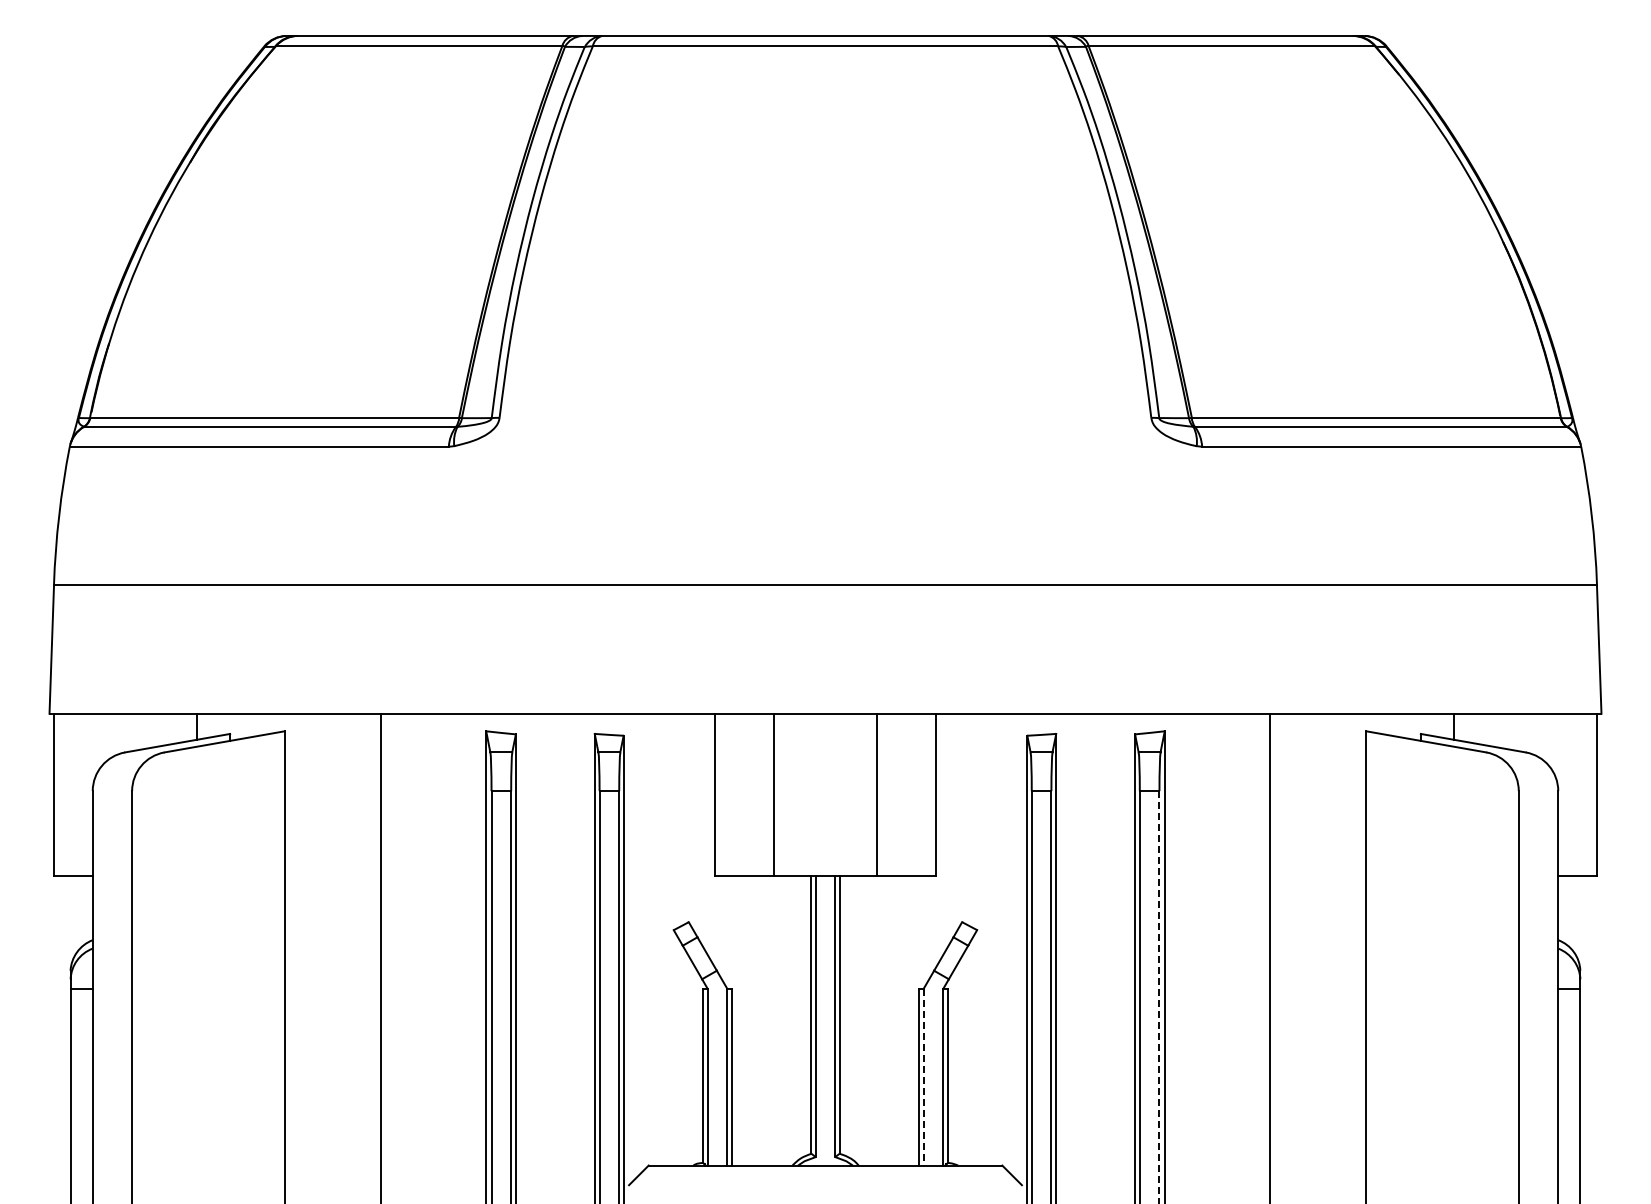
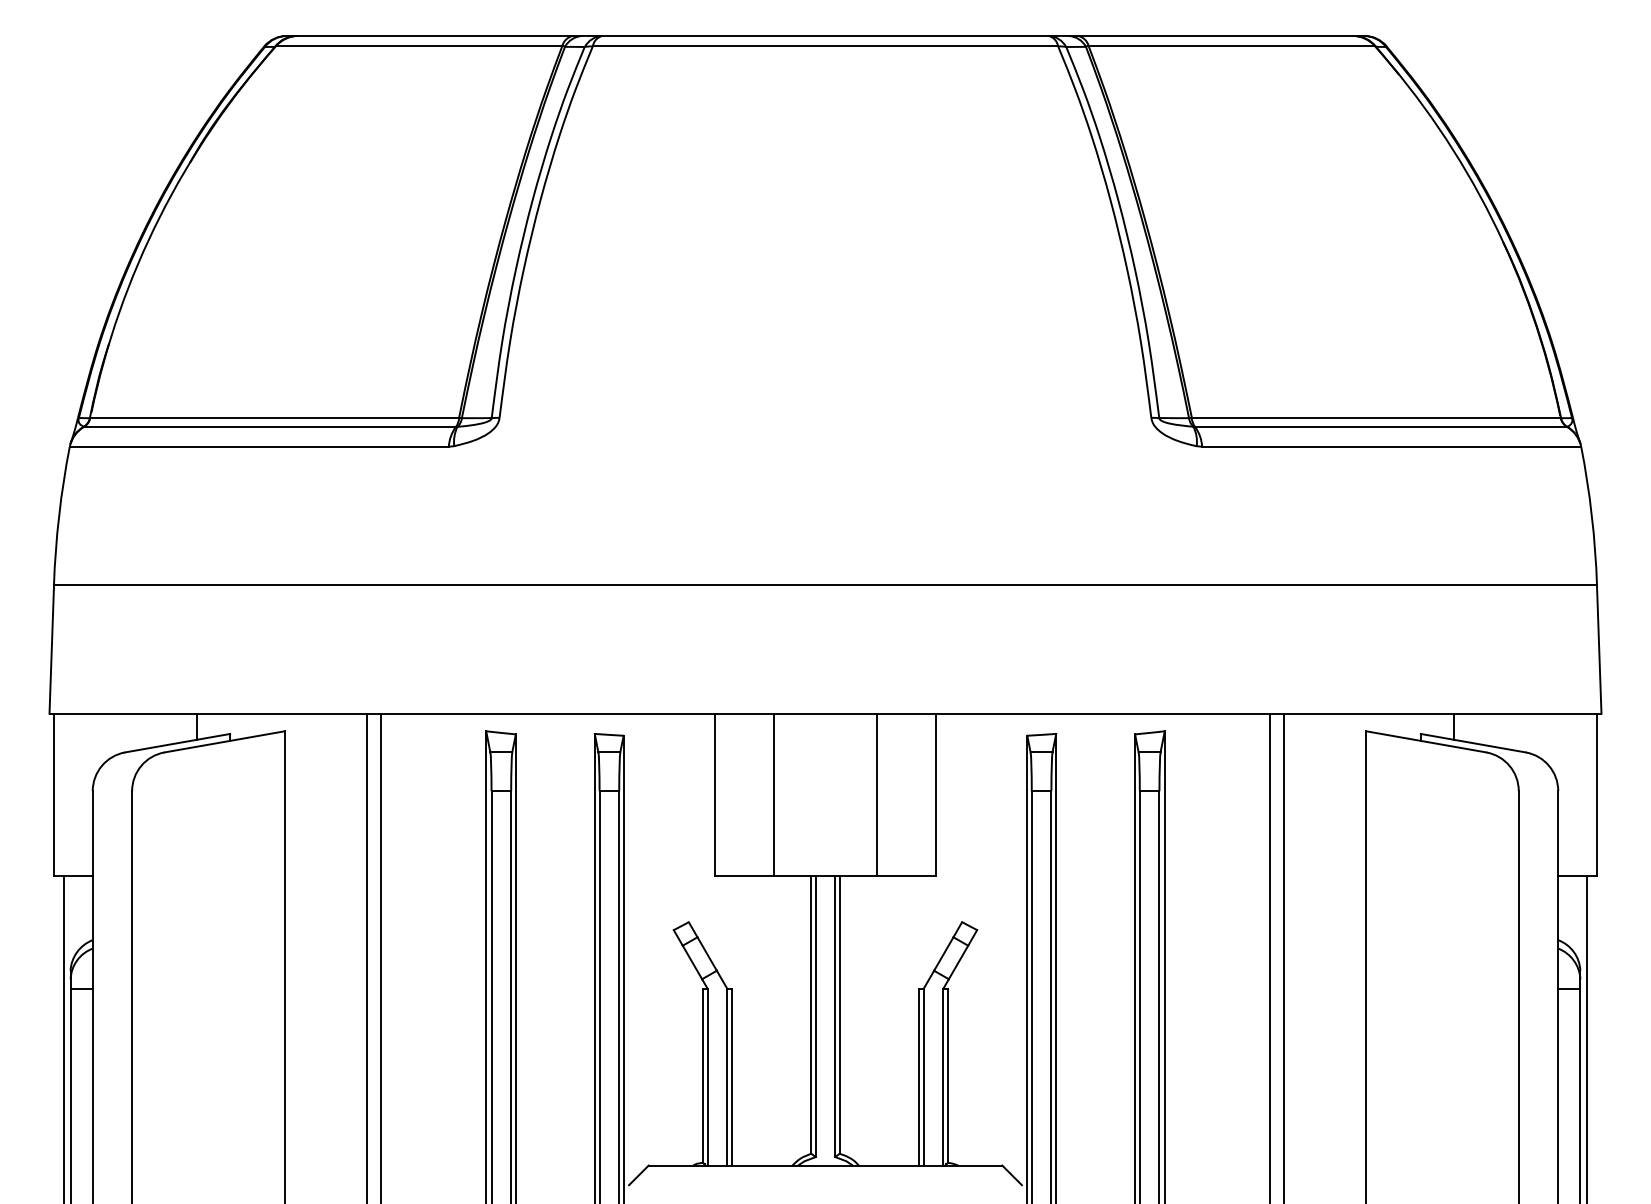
line: none -> present (367, 956)
line: none -> present (1283, 956)
line: dashed -> solid (1159, 997)
line: none -> present (64, 1037)
line: none -> present (1586, 1037)
line: dashed -> solid (923, 1077)
